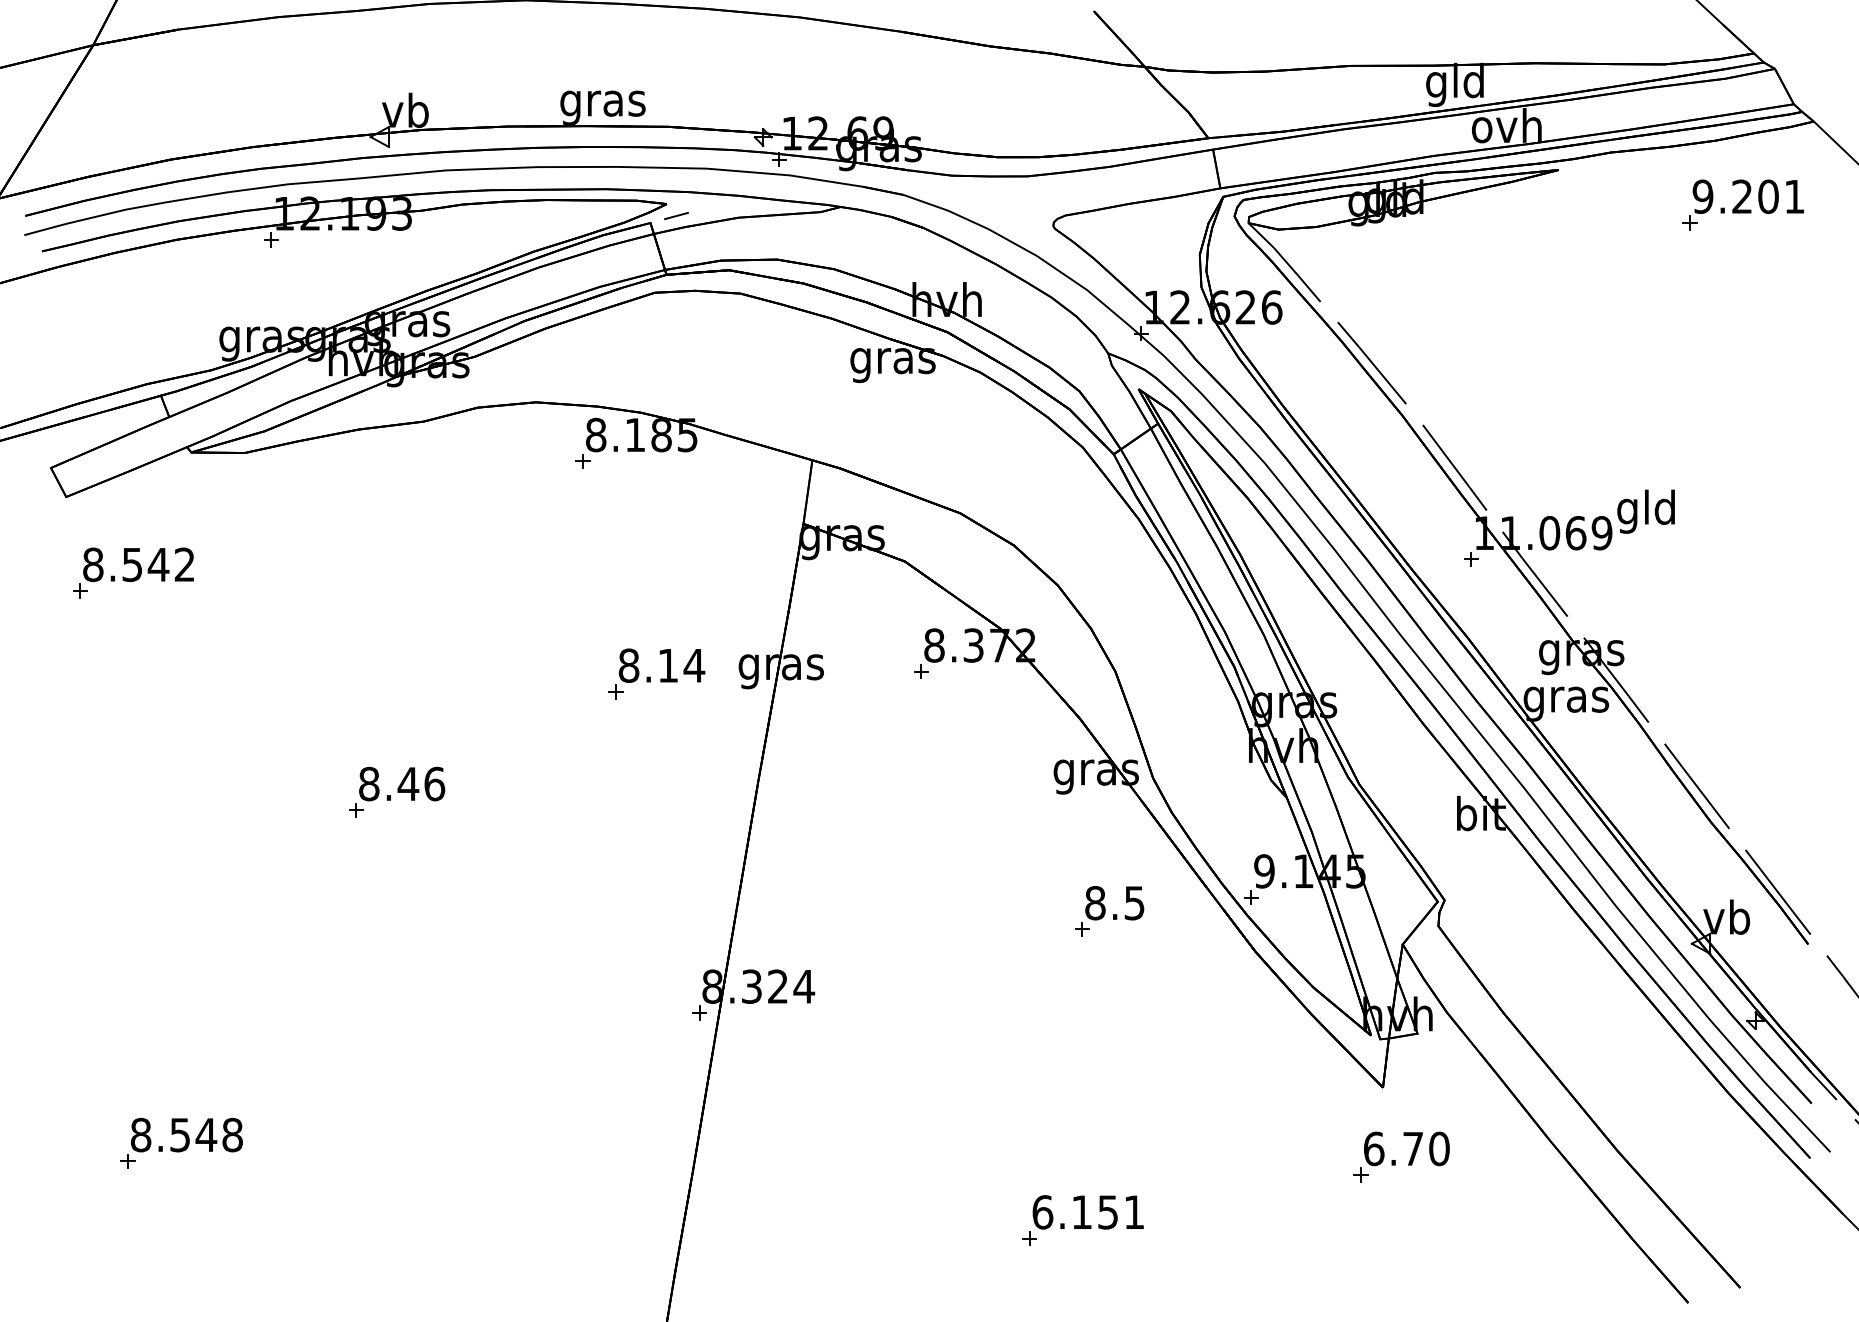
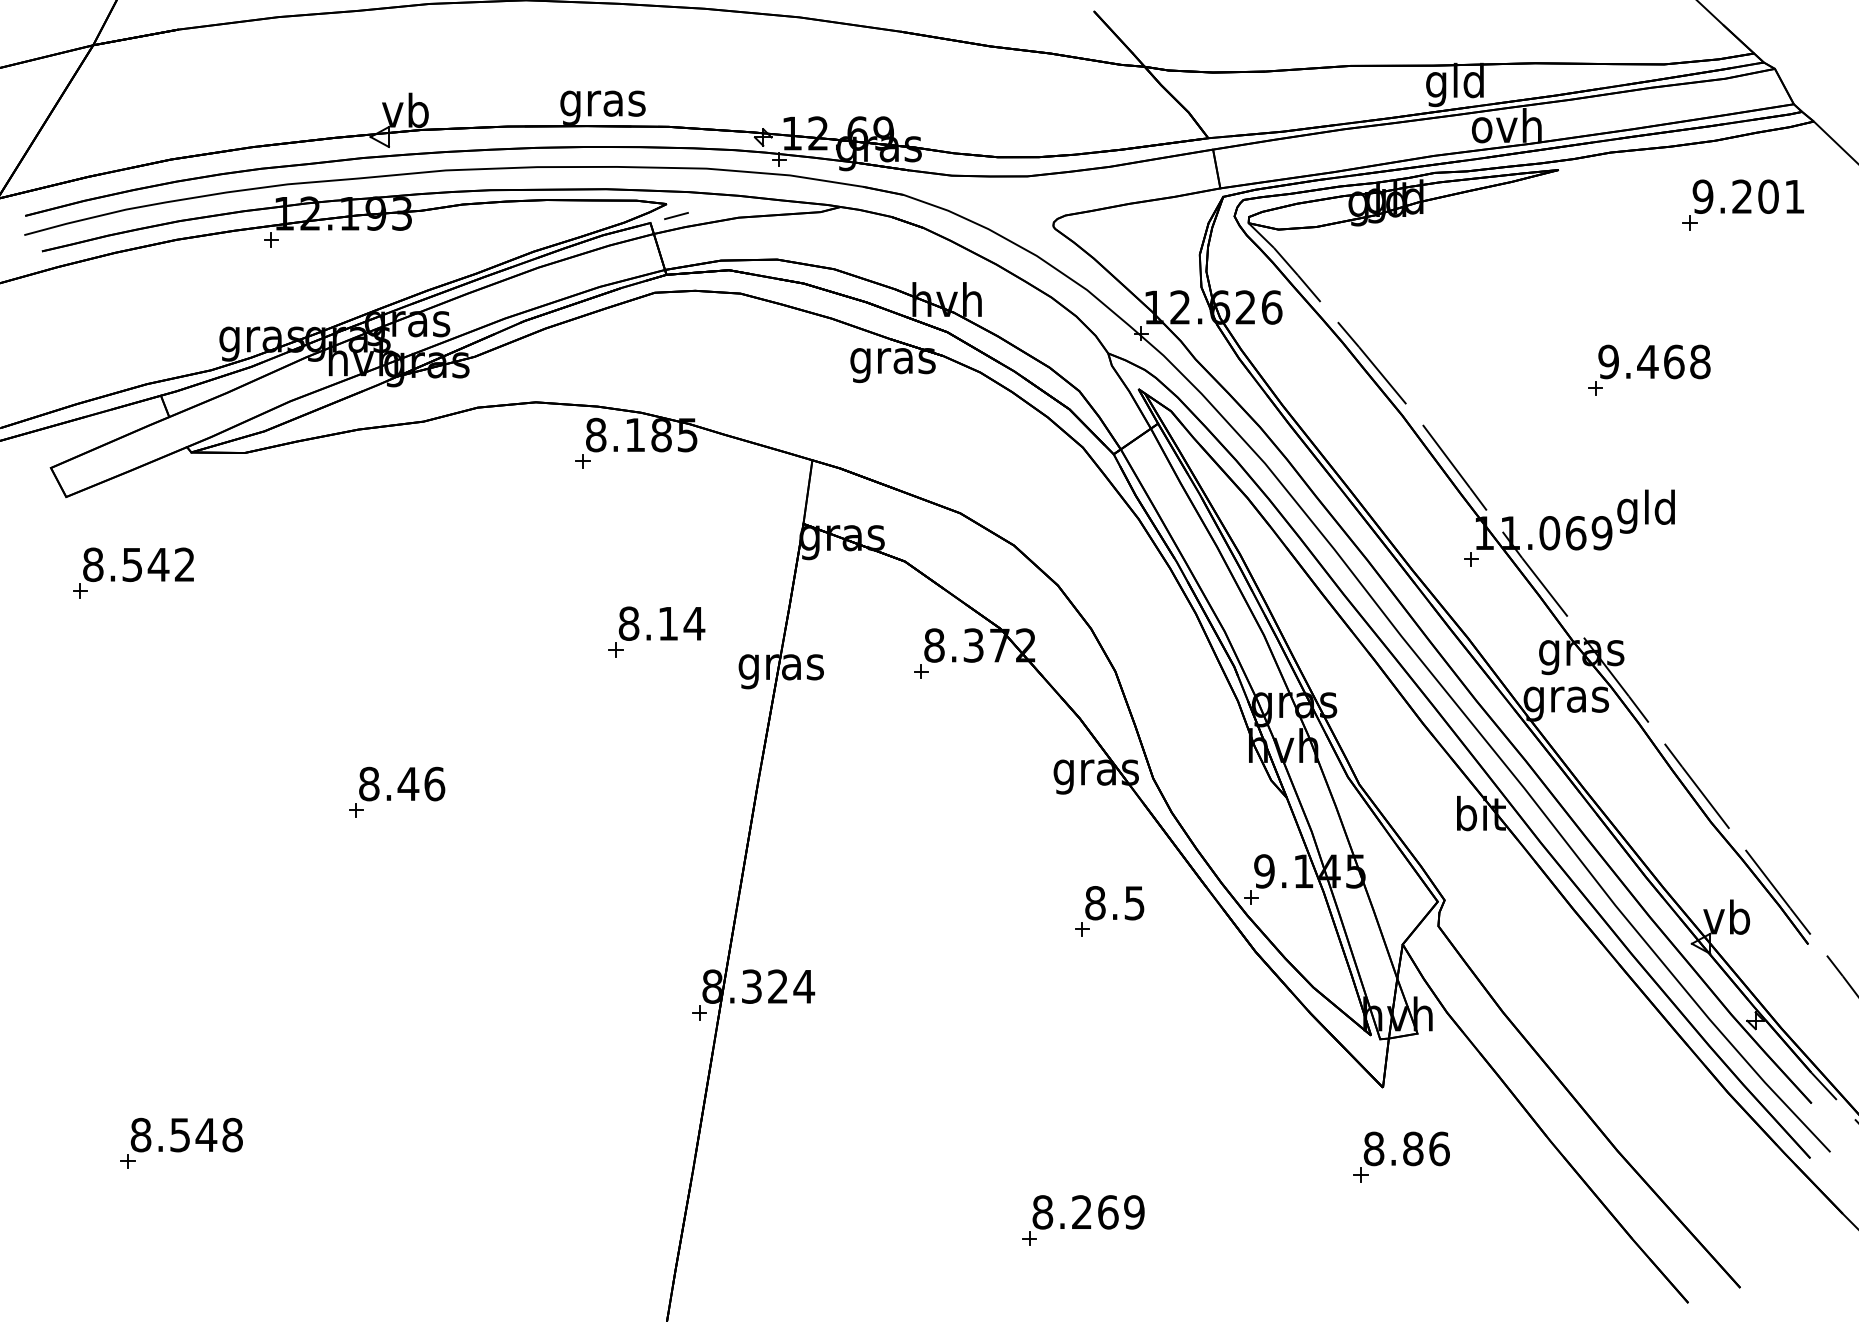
part: none -> present (1649, 369)
part position: (660, 678) -> (660, 636) (660, 636)
text: 6.70 -> 8.86 (1406, 1148)
text: 6.151 -> 8.269 (1088, 1212)
